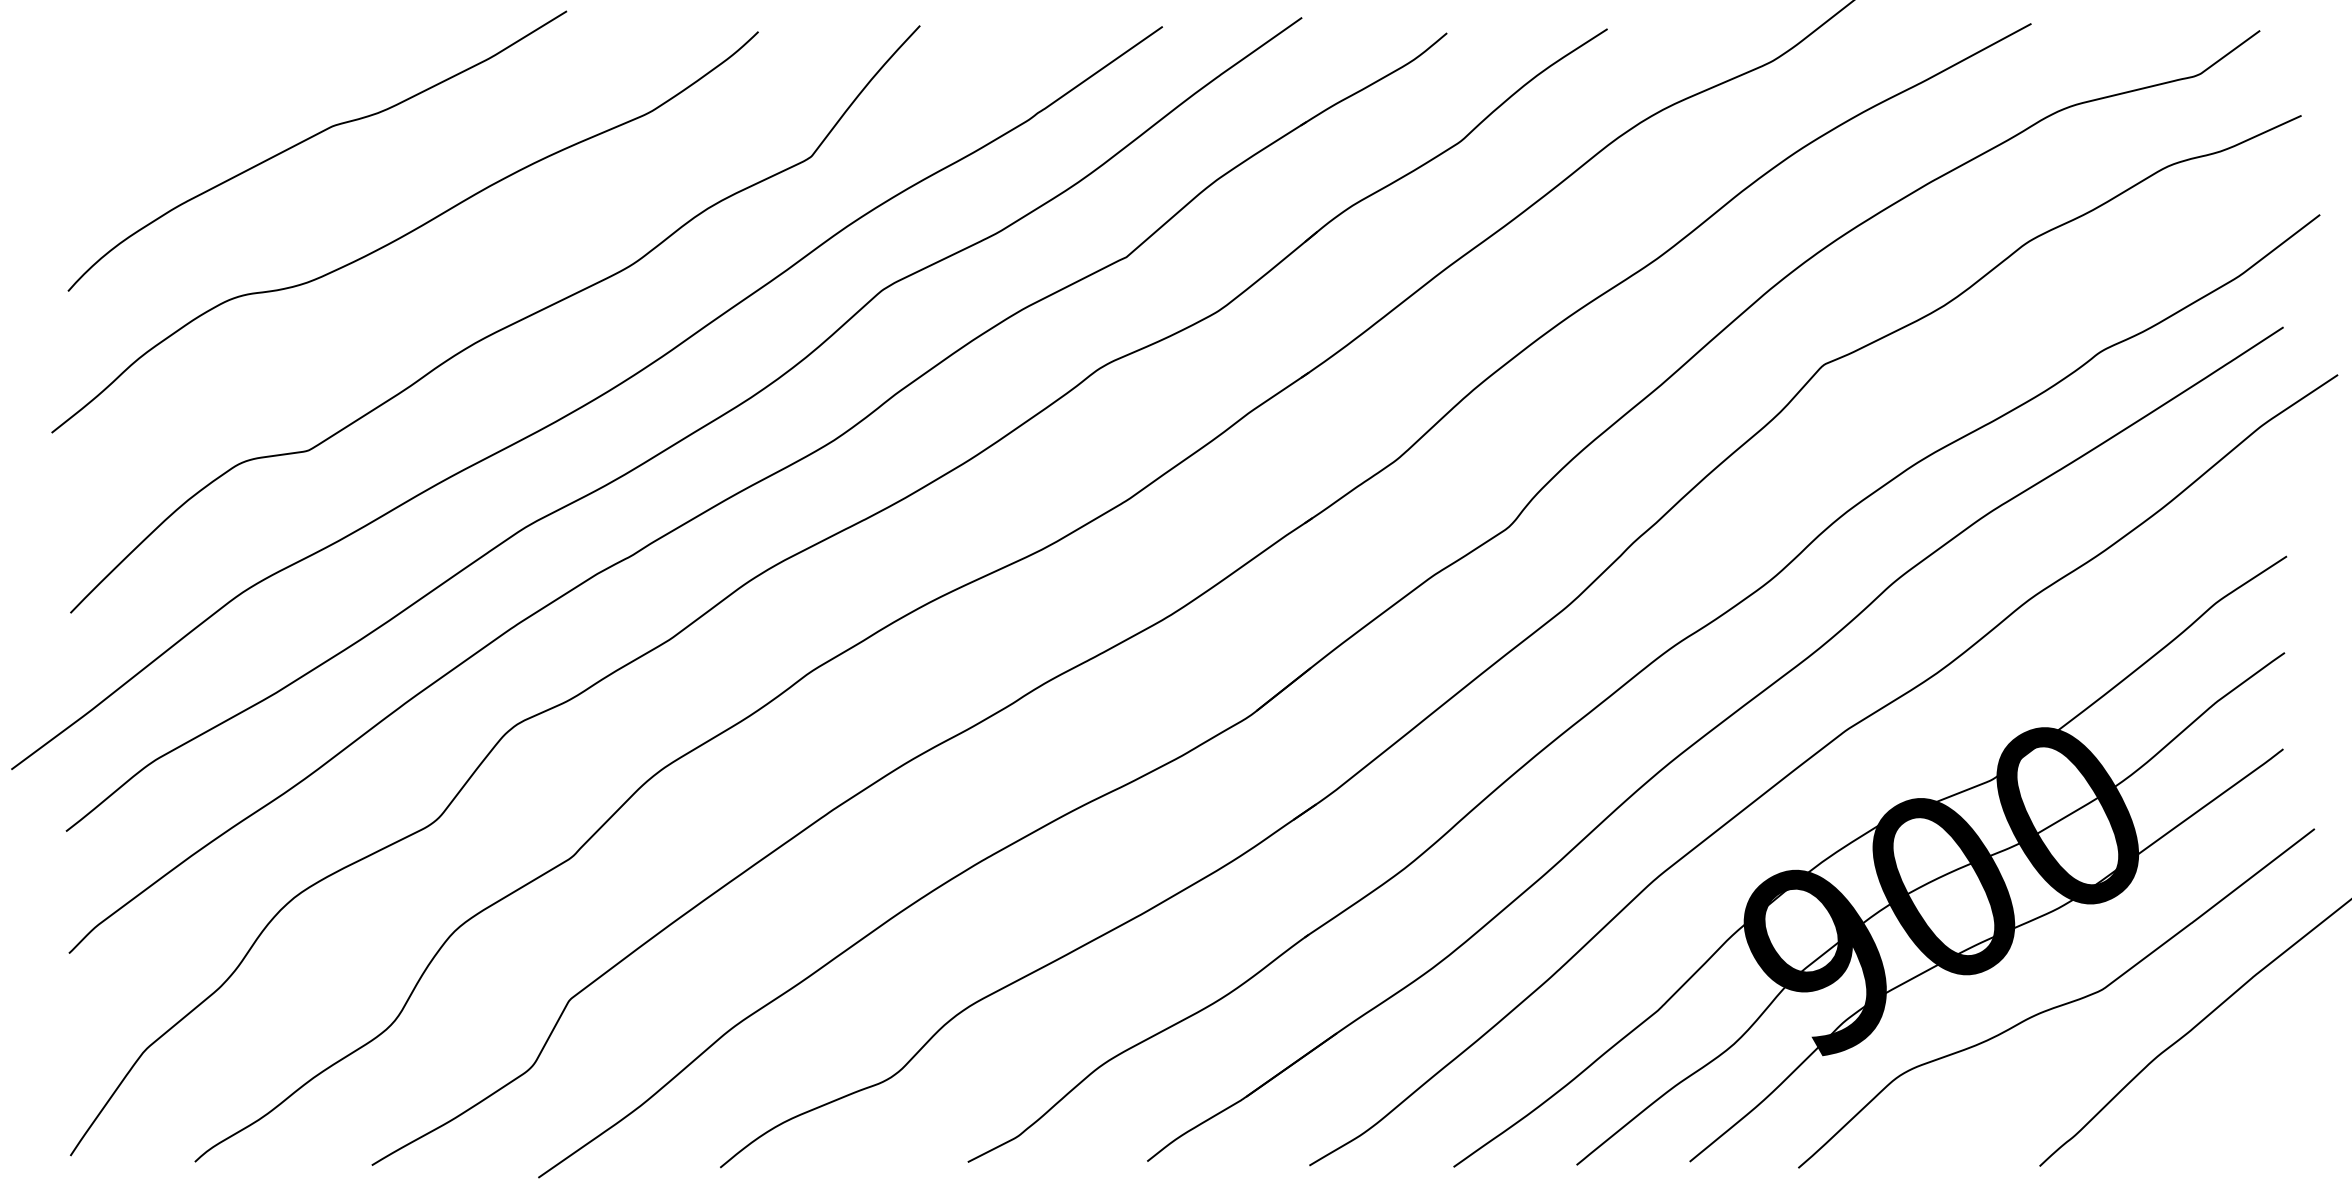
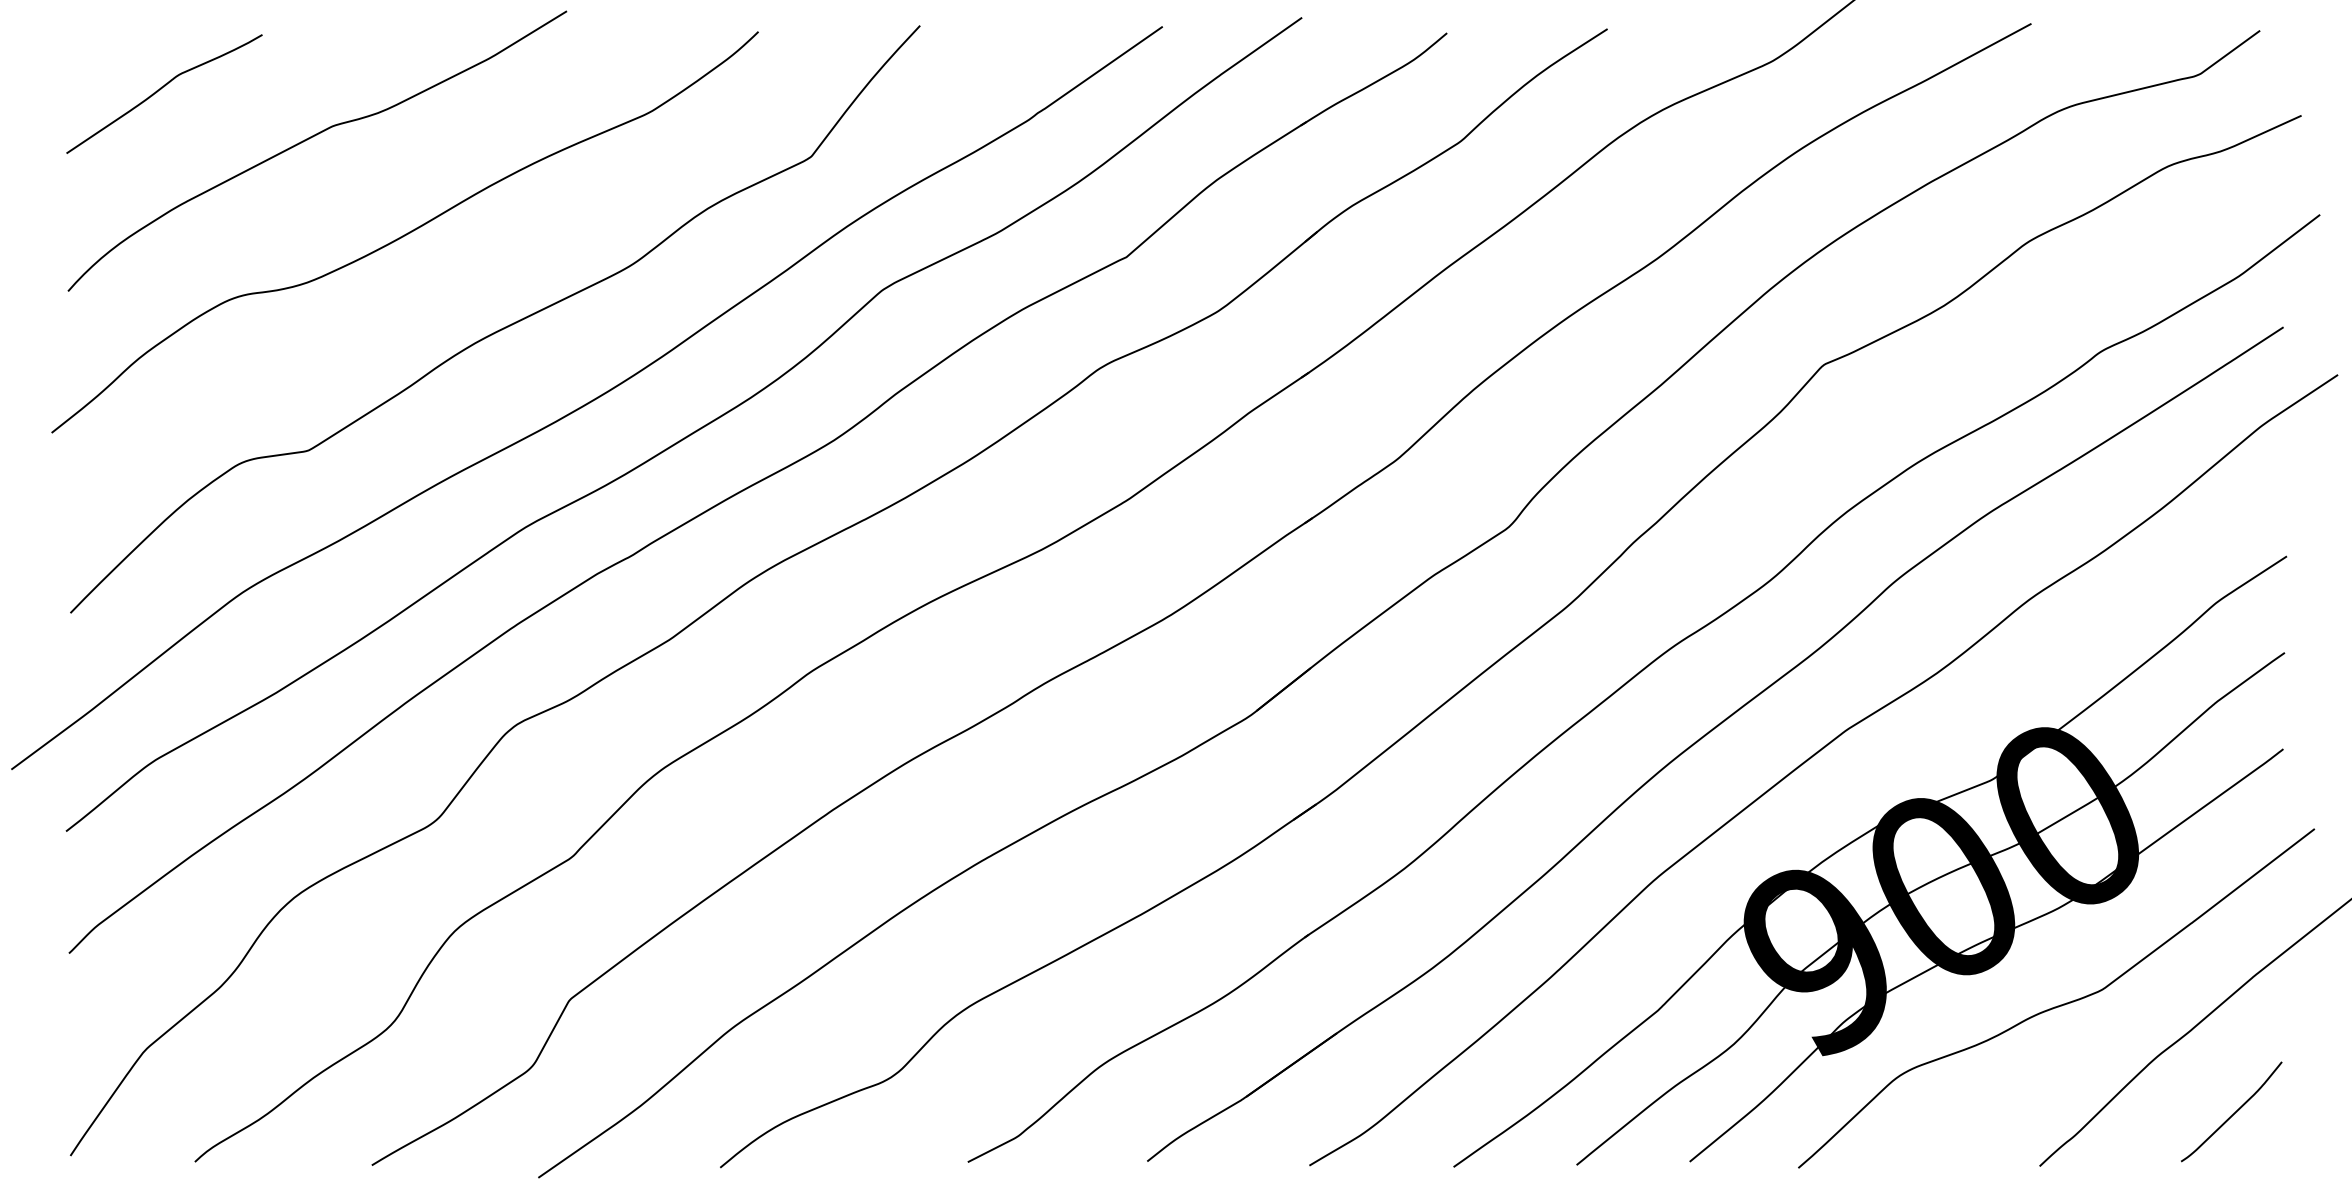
curve: none -> present (161, 89)
curve: none -> present (2233, 1113)
